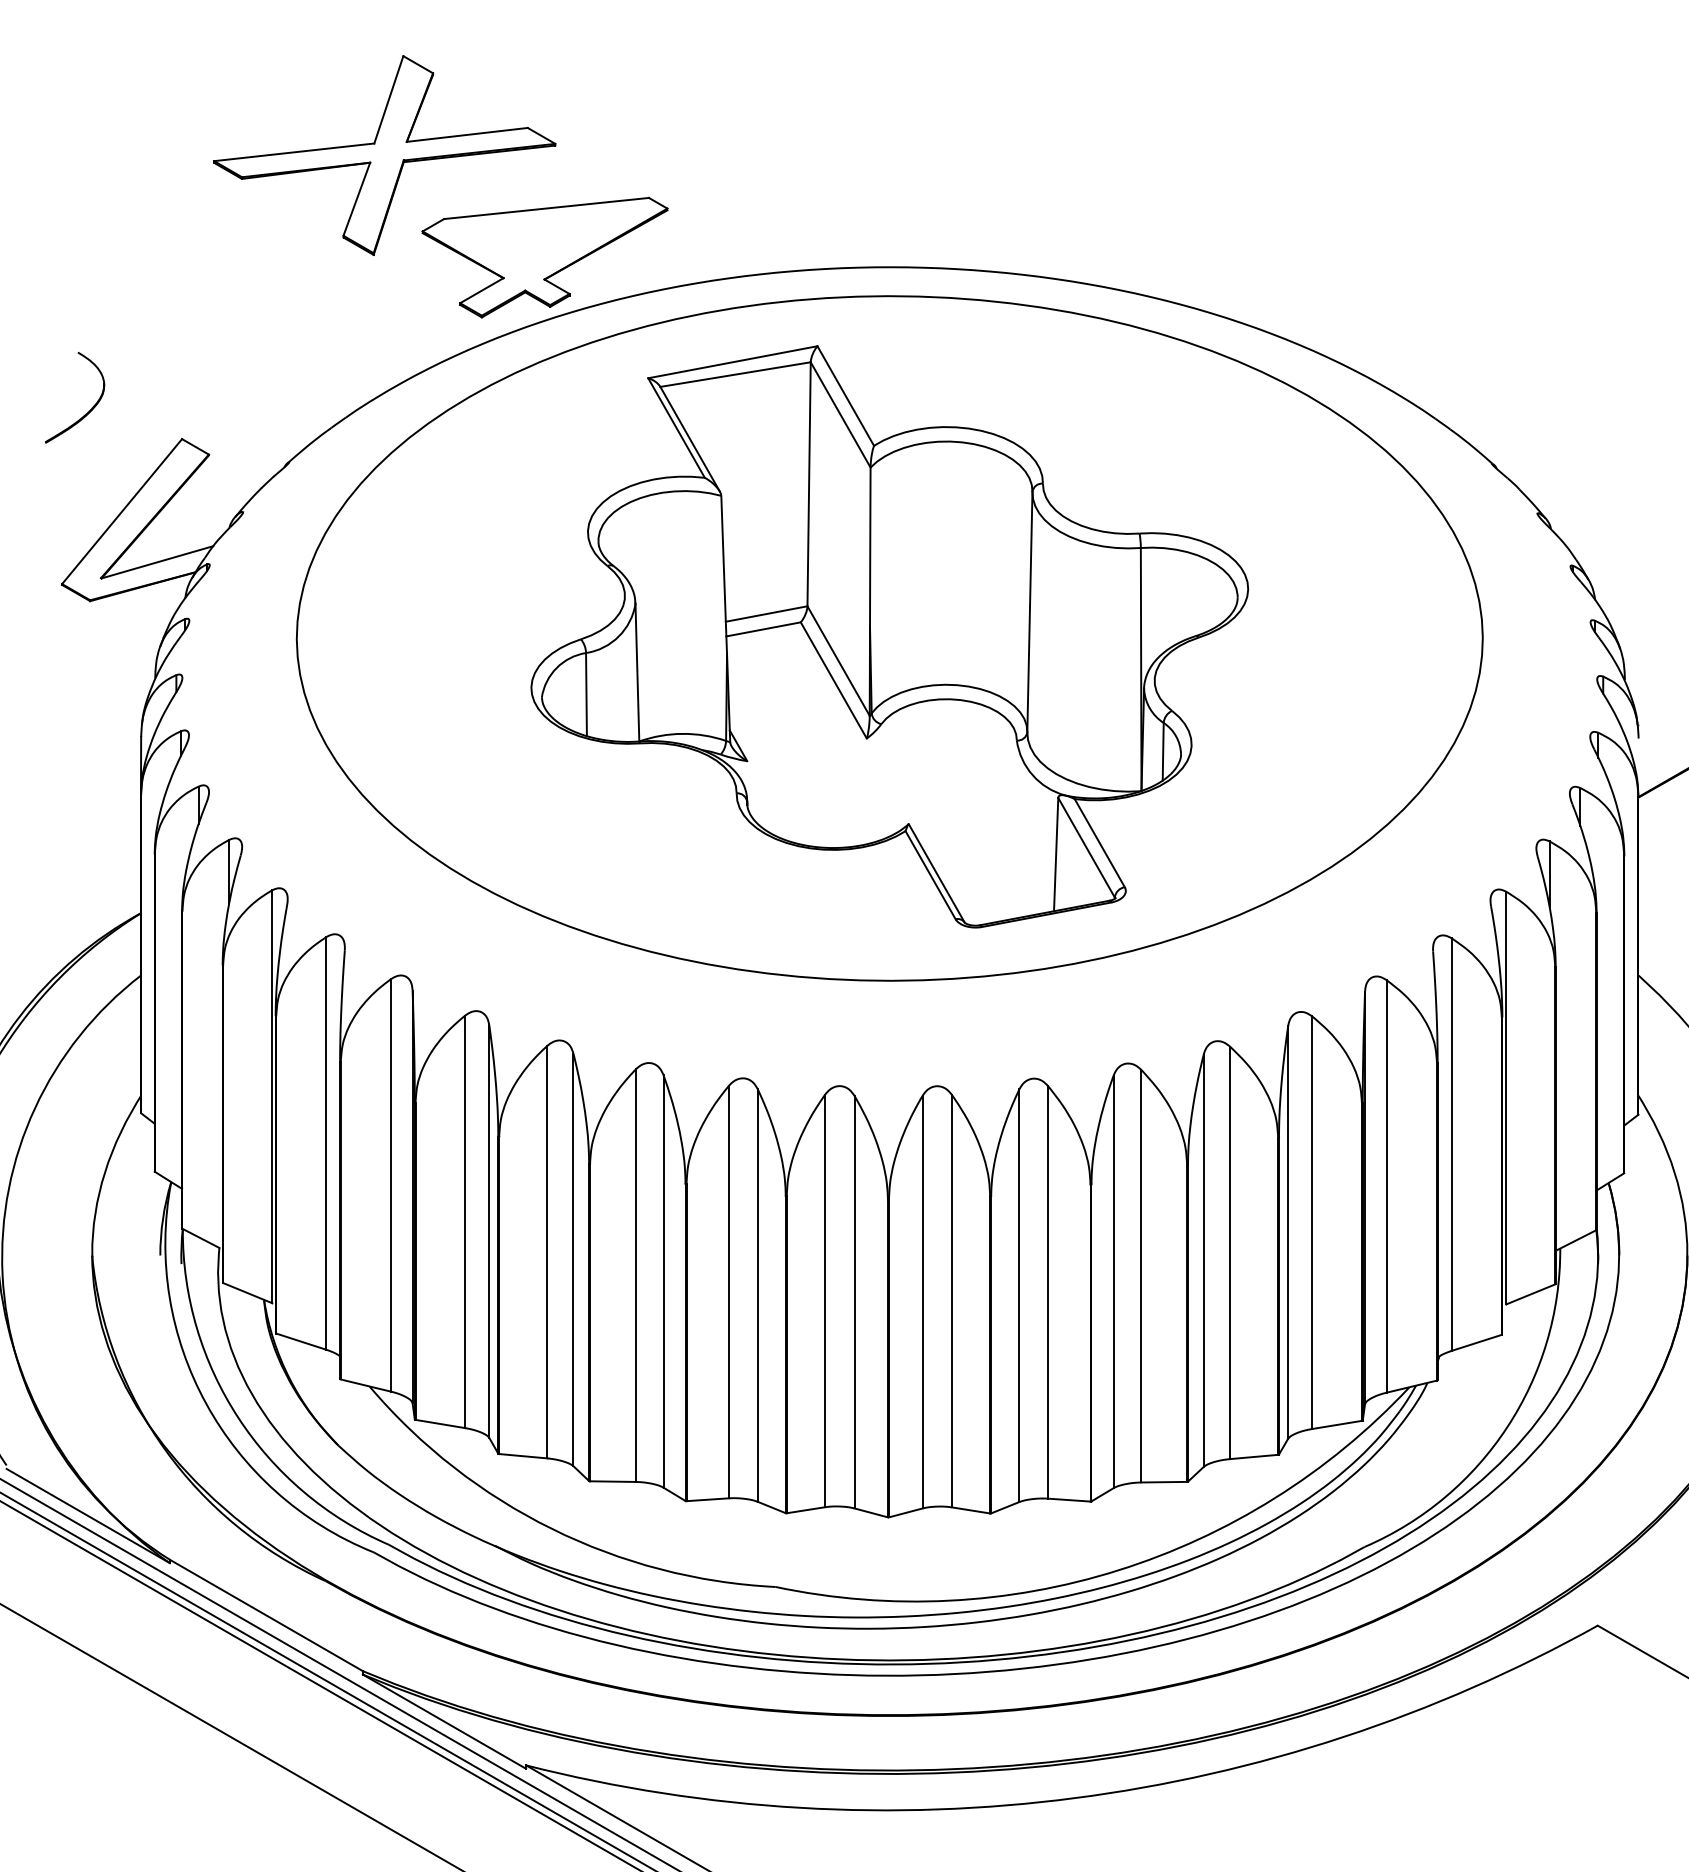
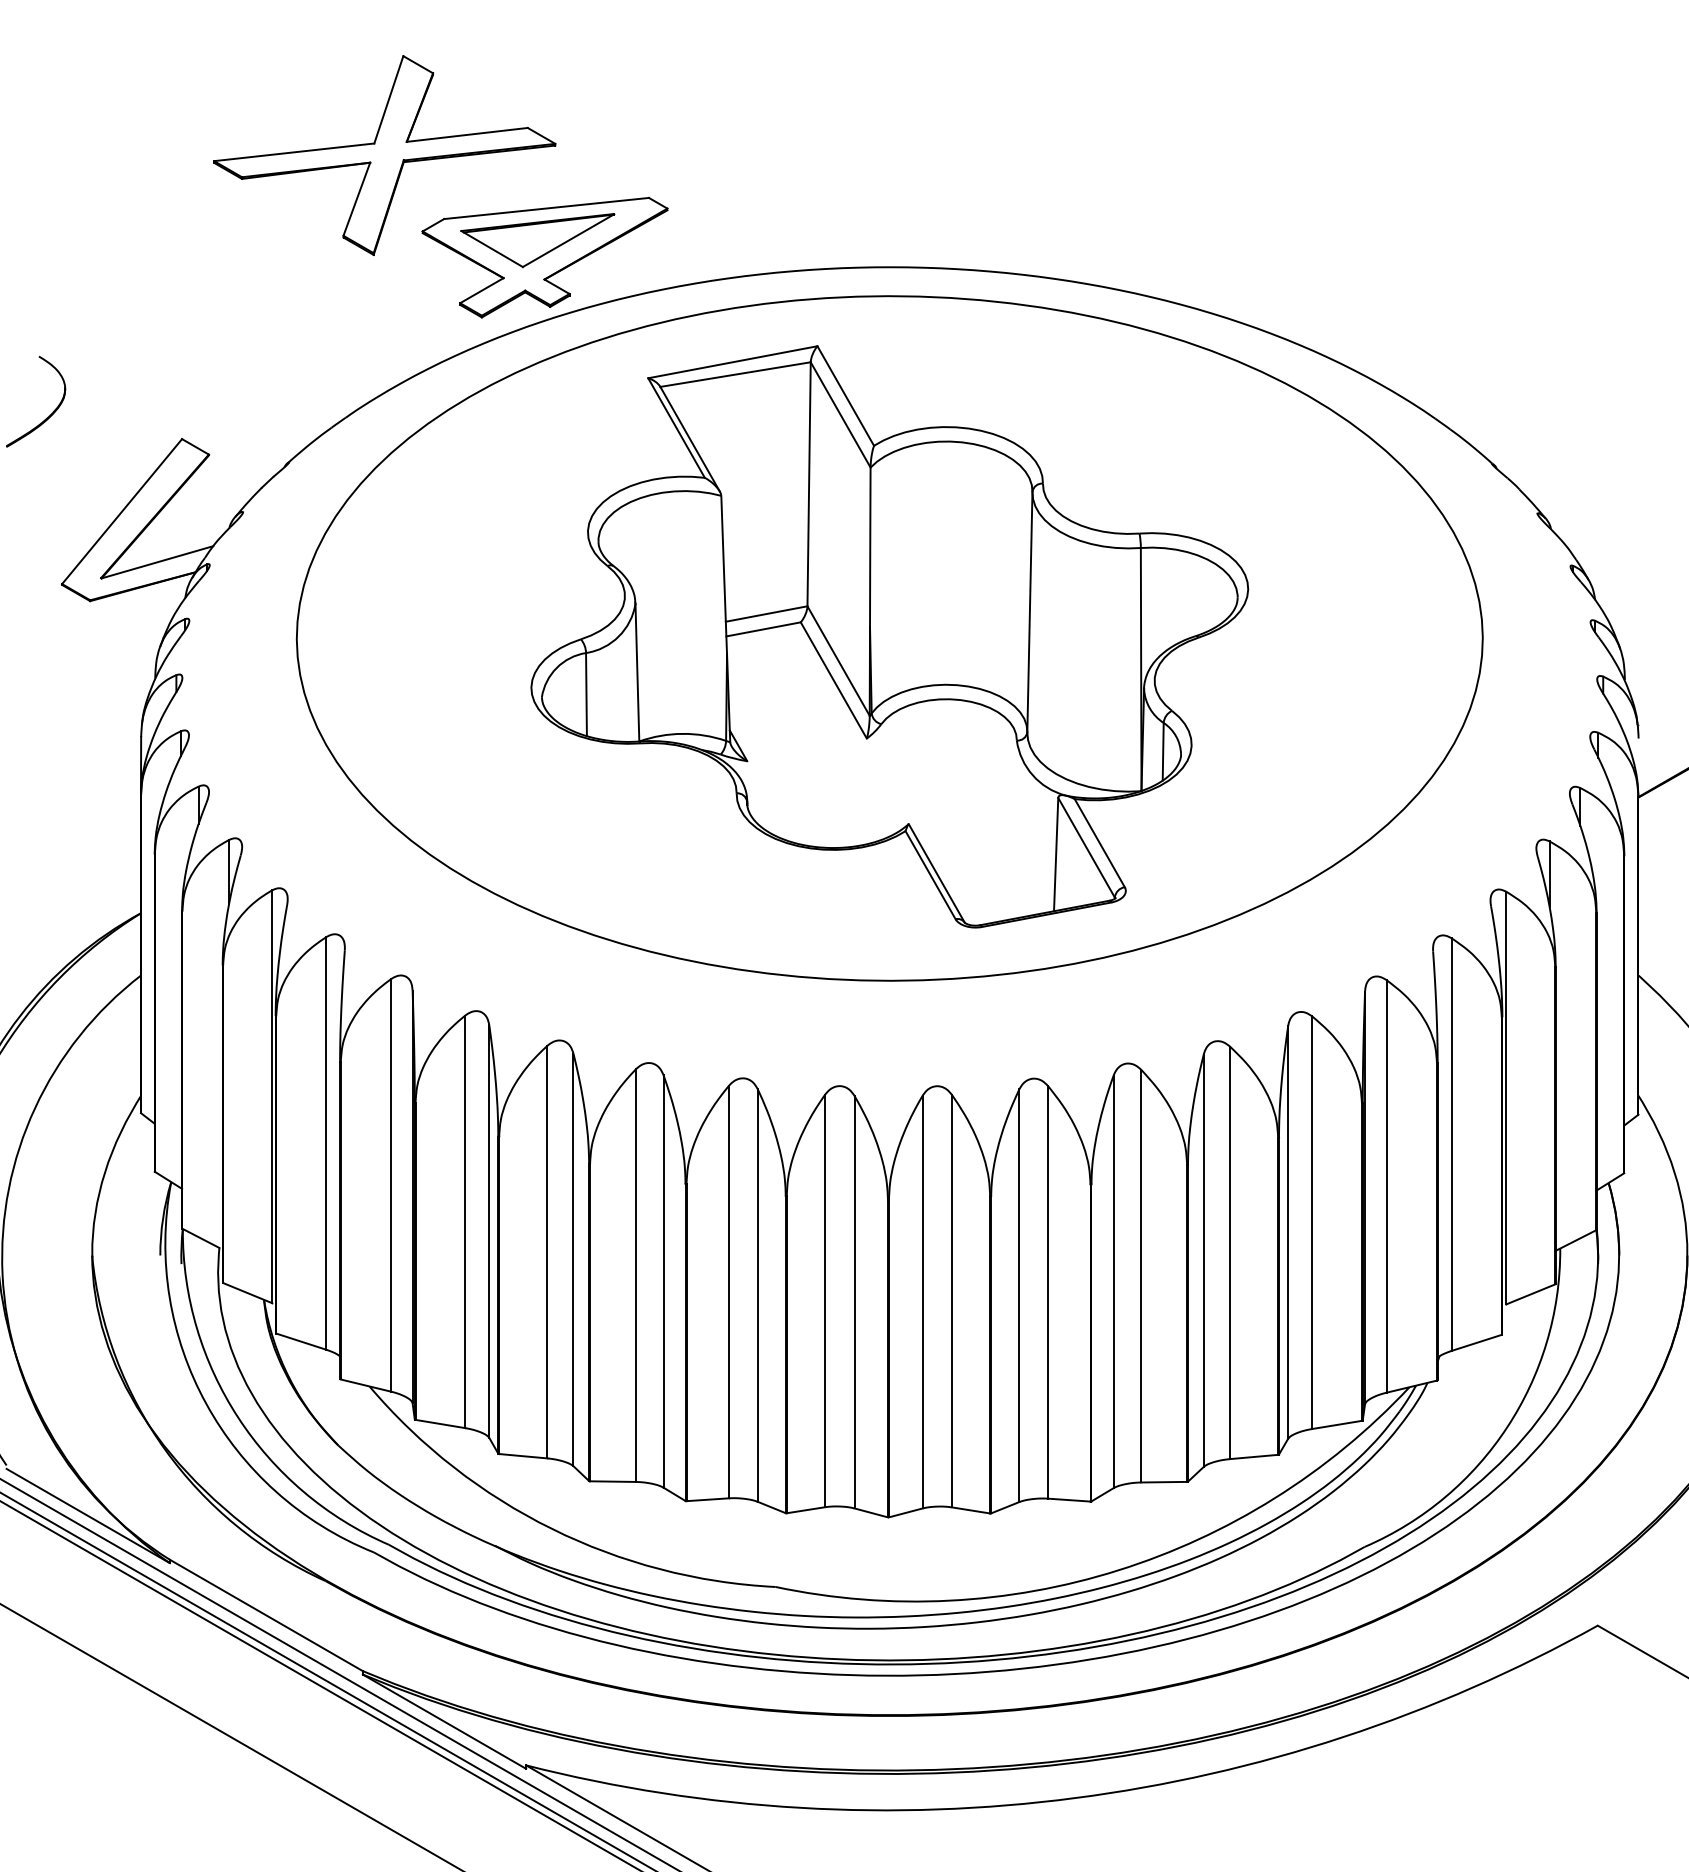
part: none -> present (537, 240)
part position: (85, 413) -> (46, 417) (46, 417)
